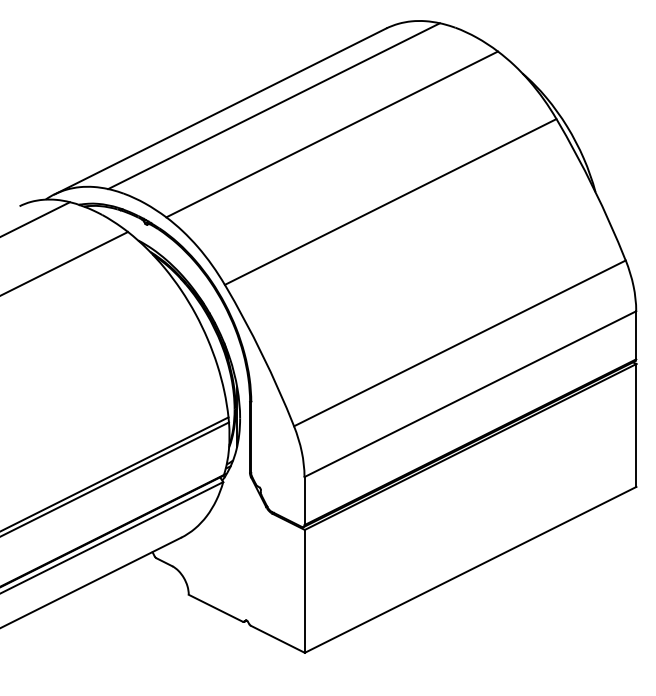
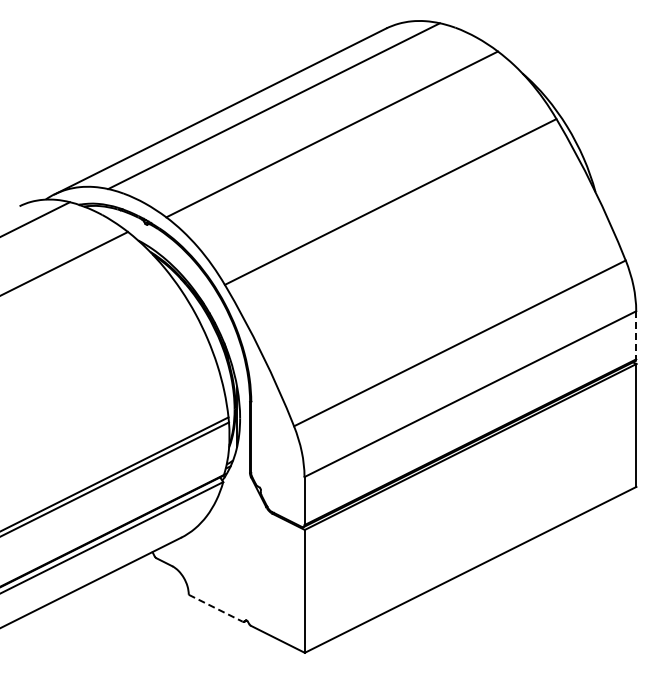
line: solid -> dashed (636, 335)
line: solid -> dashed (216, 608)
